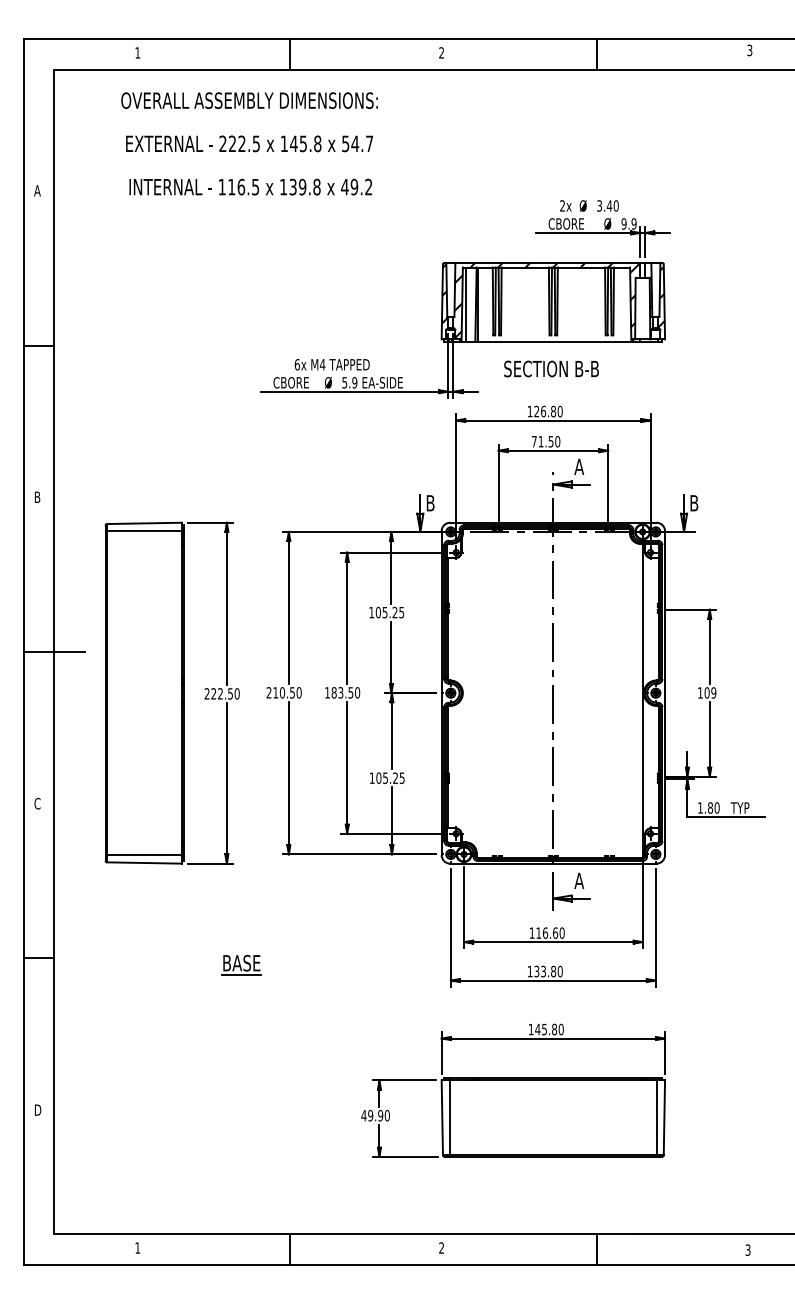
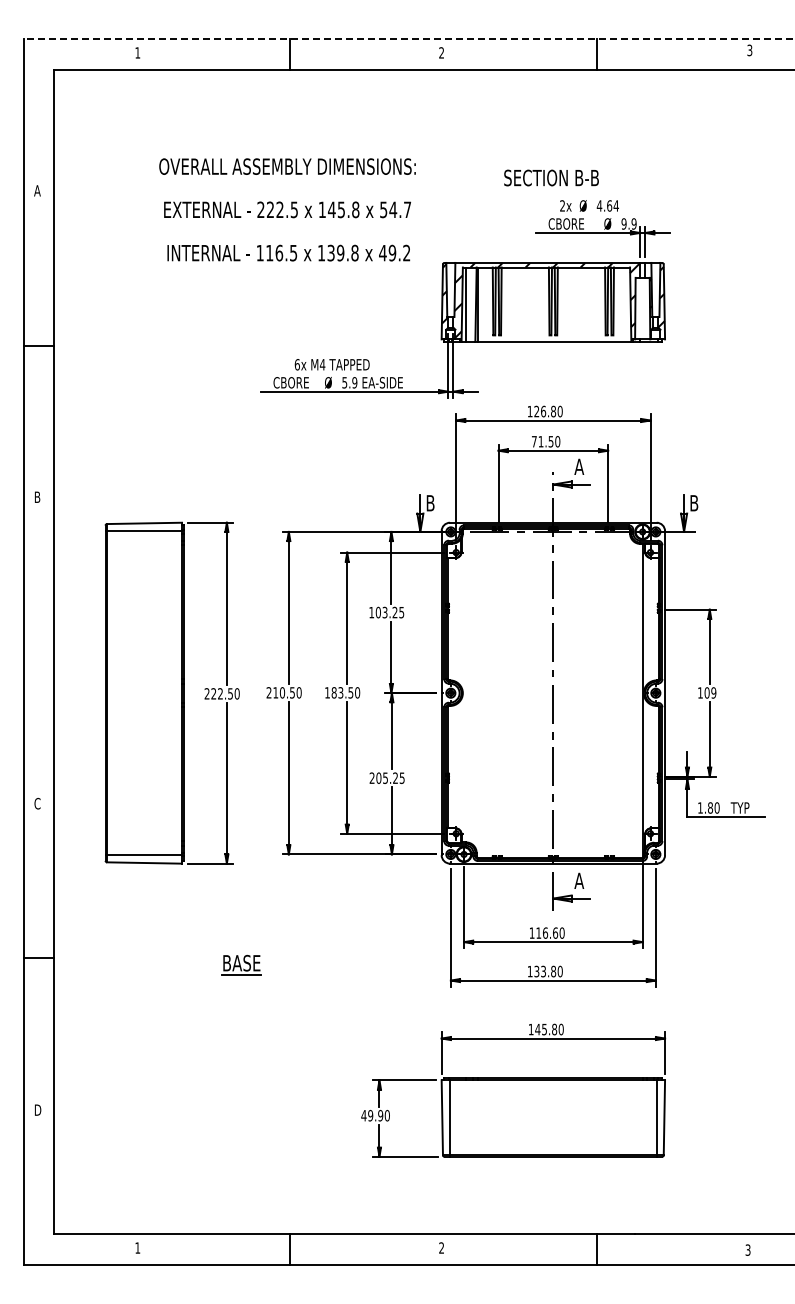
line: solid -> dashed (408, 39)
text position: (249, 143) -> (287, 209) (287, 209)
text: 3.40 -> 4.64 (607, 205)
text position: (551, 368) -> (551, 177) (551, 177)
text: 105.25 -> 103.25 (384, 611)
line: present -> none (53, 652)
text: 105.25 -> 205.25 (371, 777)
